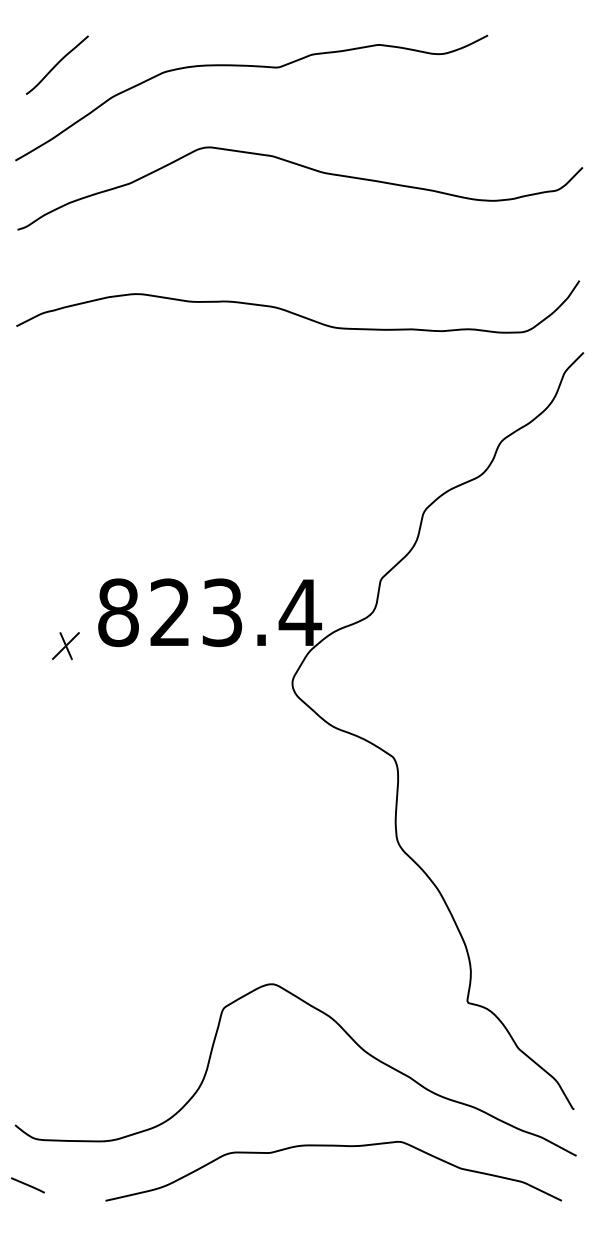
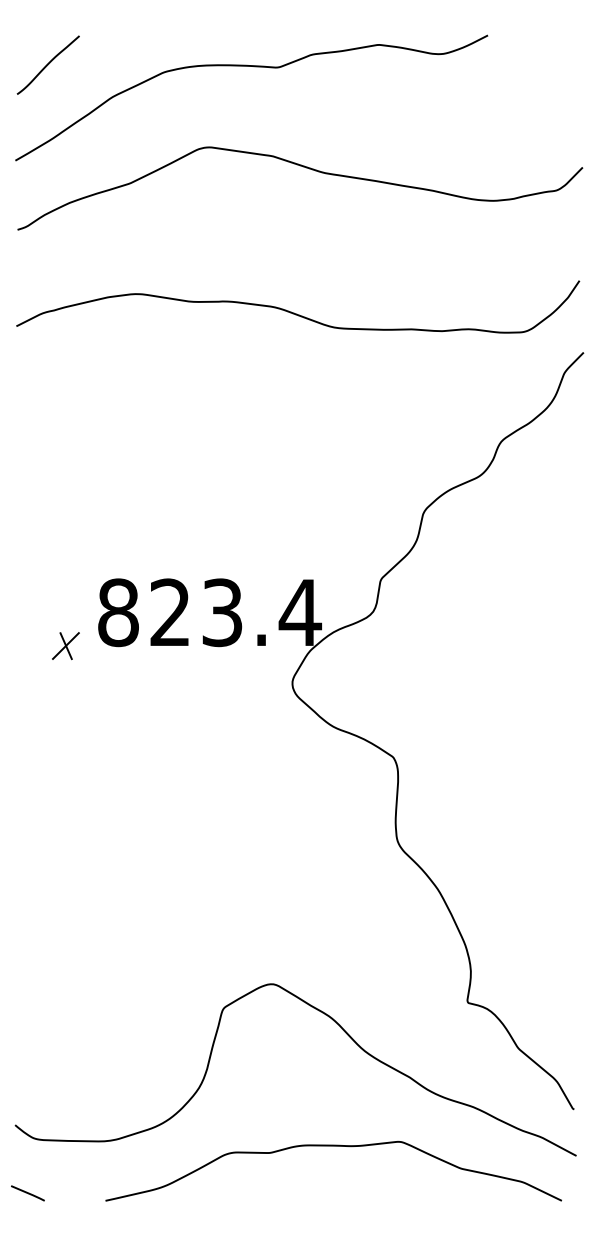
curve position: (56, 64) -> (47, 64) (47, 64)
line position: (27, 1185) -> (27, 1193) (27, 1193)
